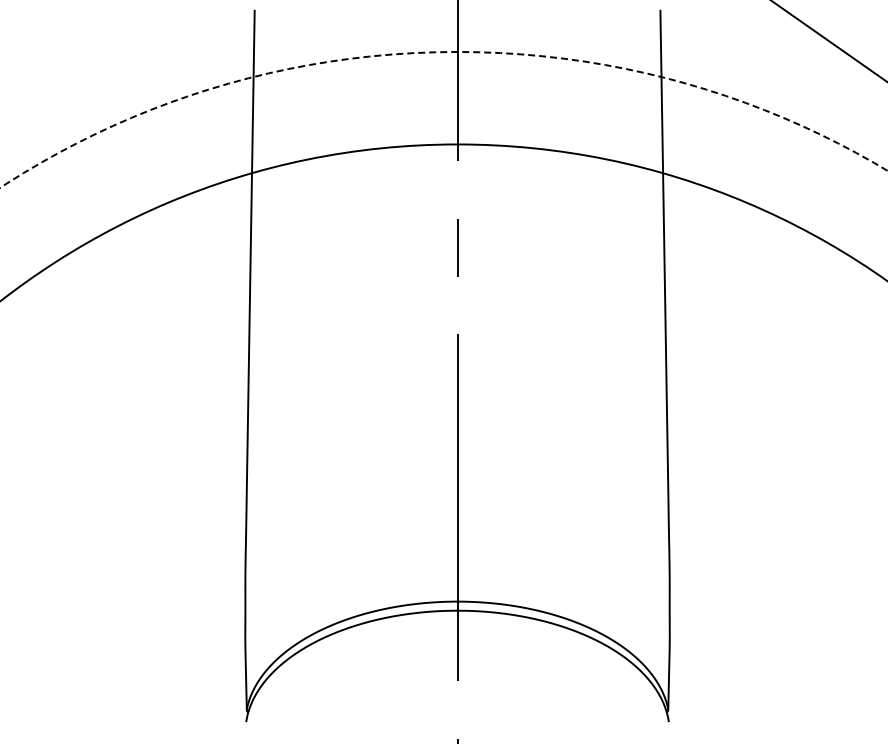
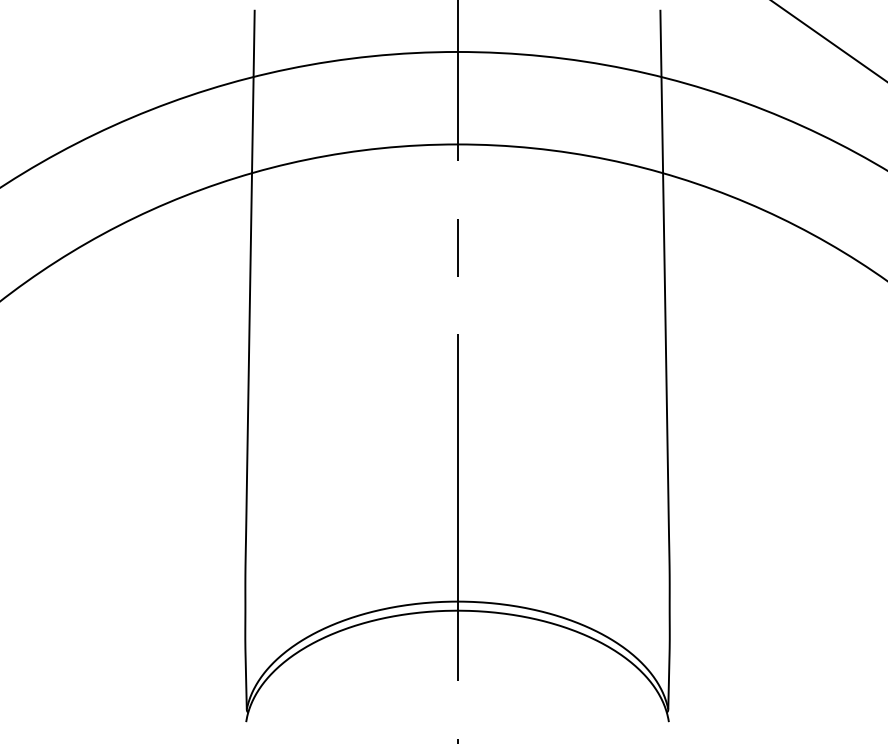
circle: dashed -> solid (443, 119)
